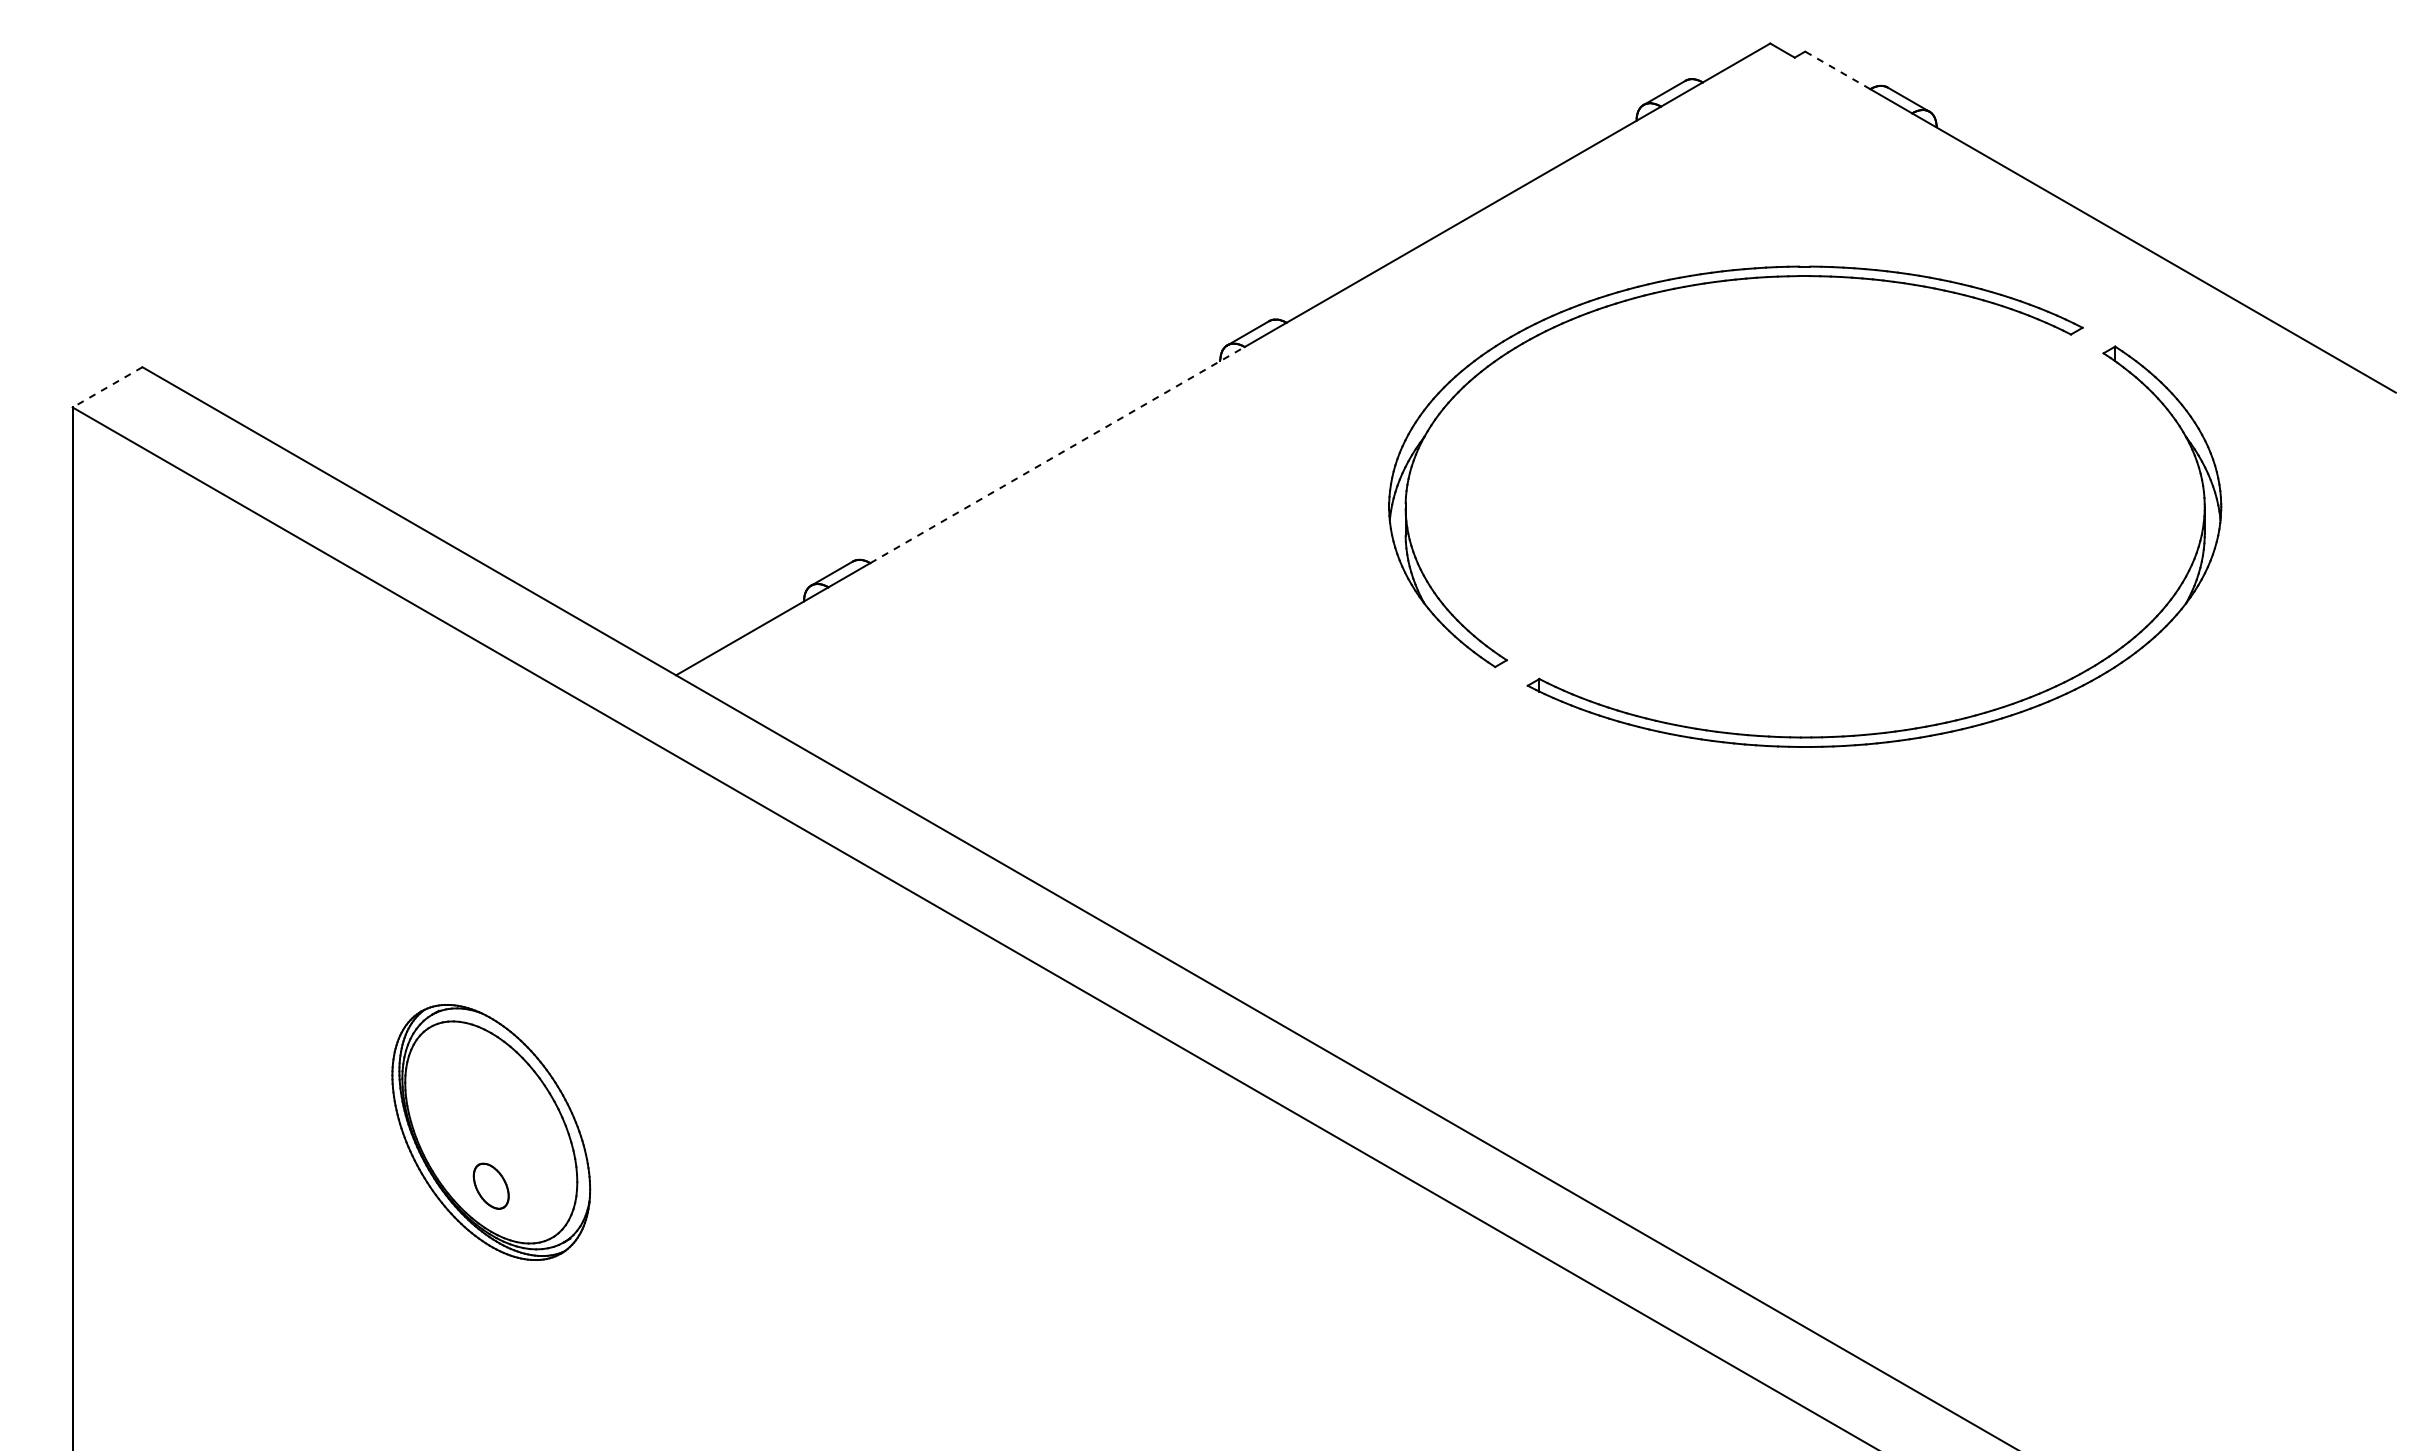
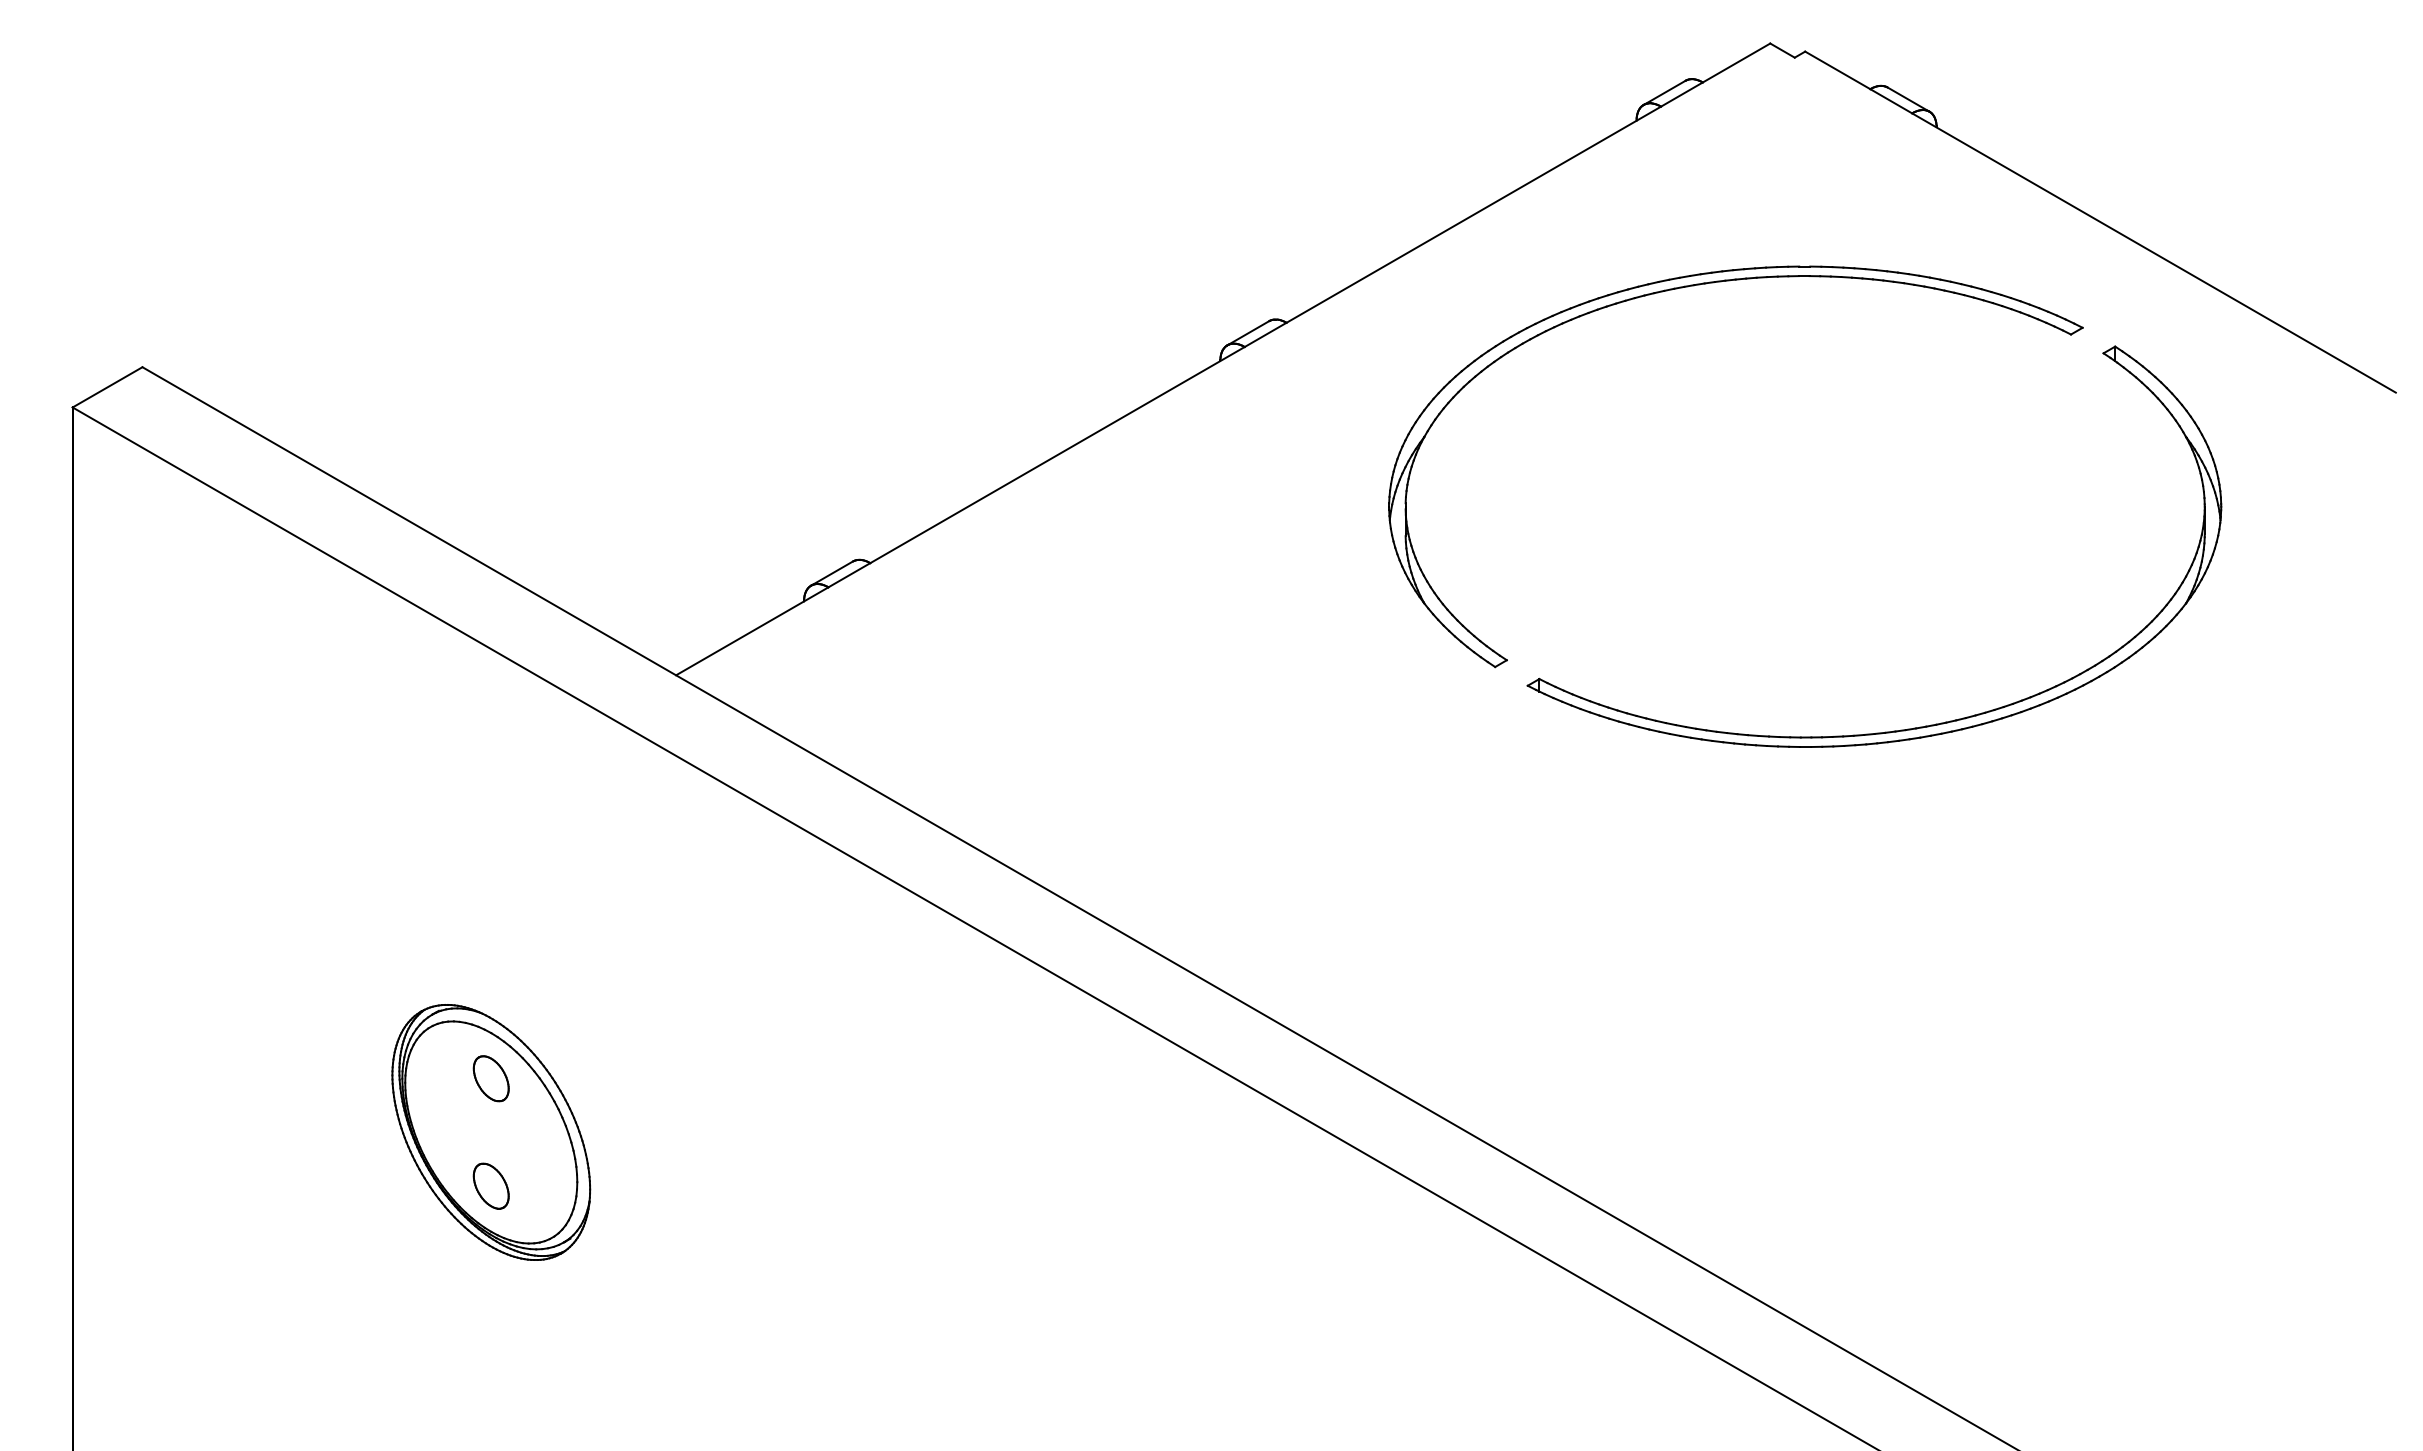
line: dashed -> solid (1837, 70)
line: dashed -> solid (107, 387)
line: dashed -> solid (1057, 454)
part: none -> present (490, 1078)
